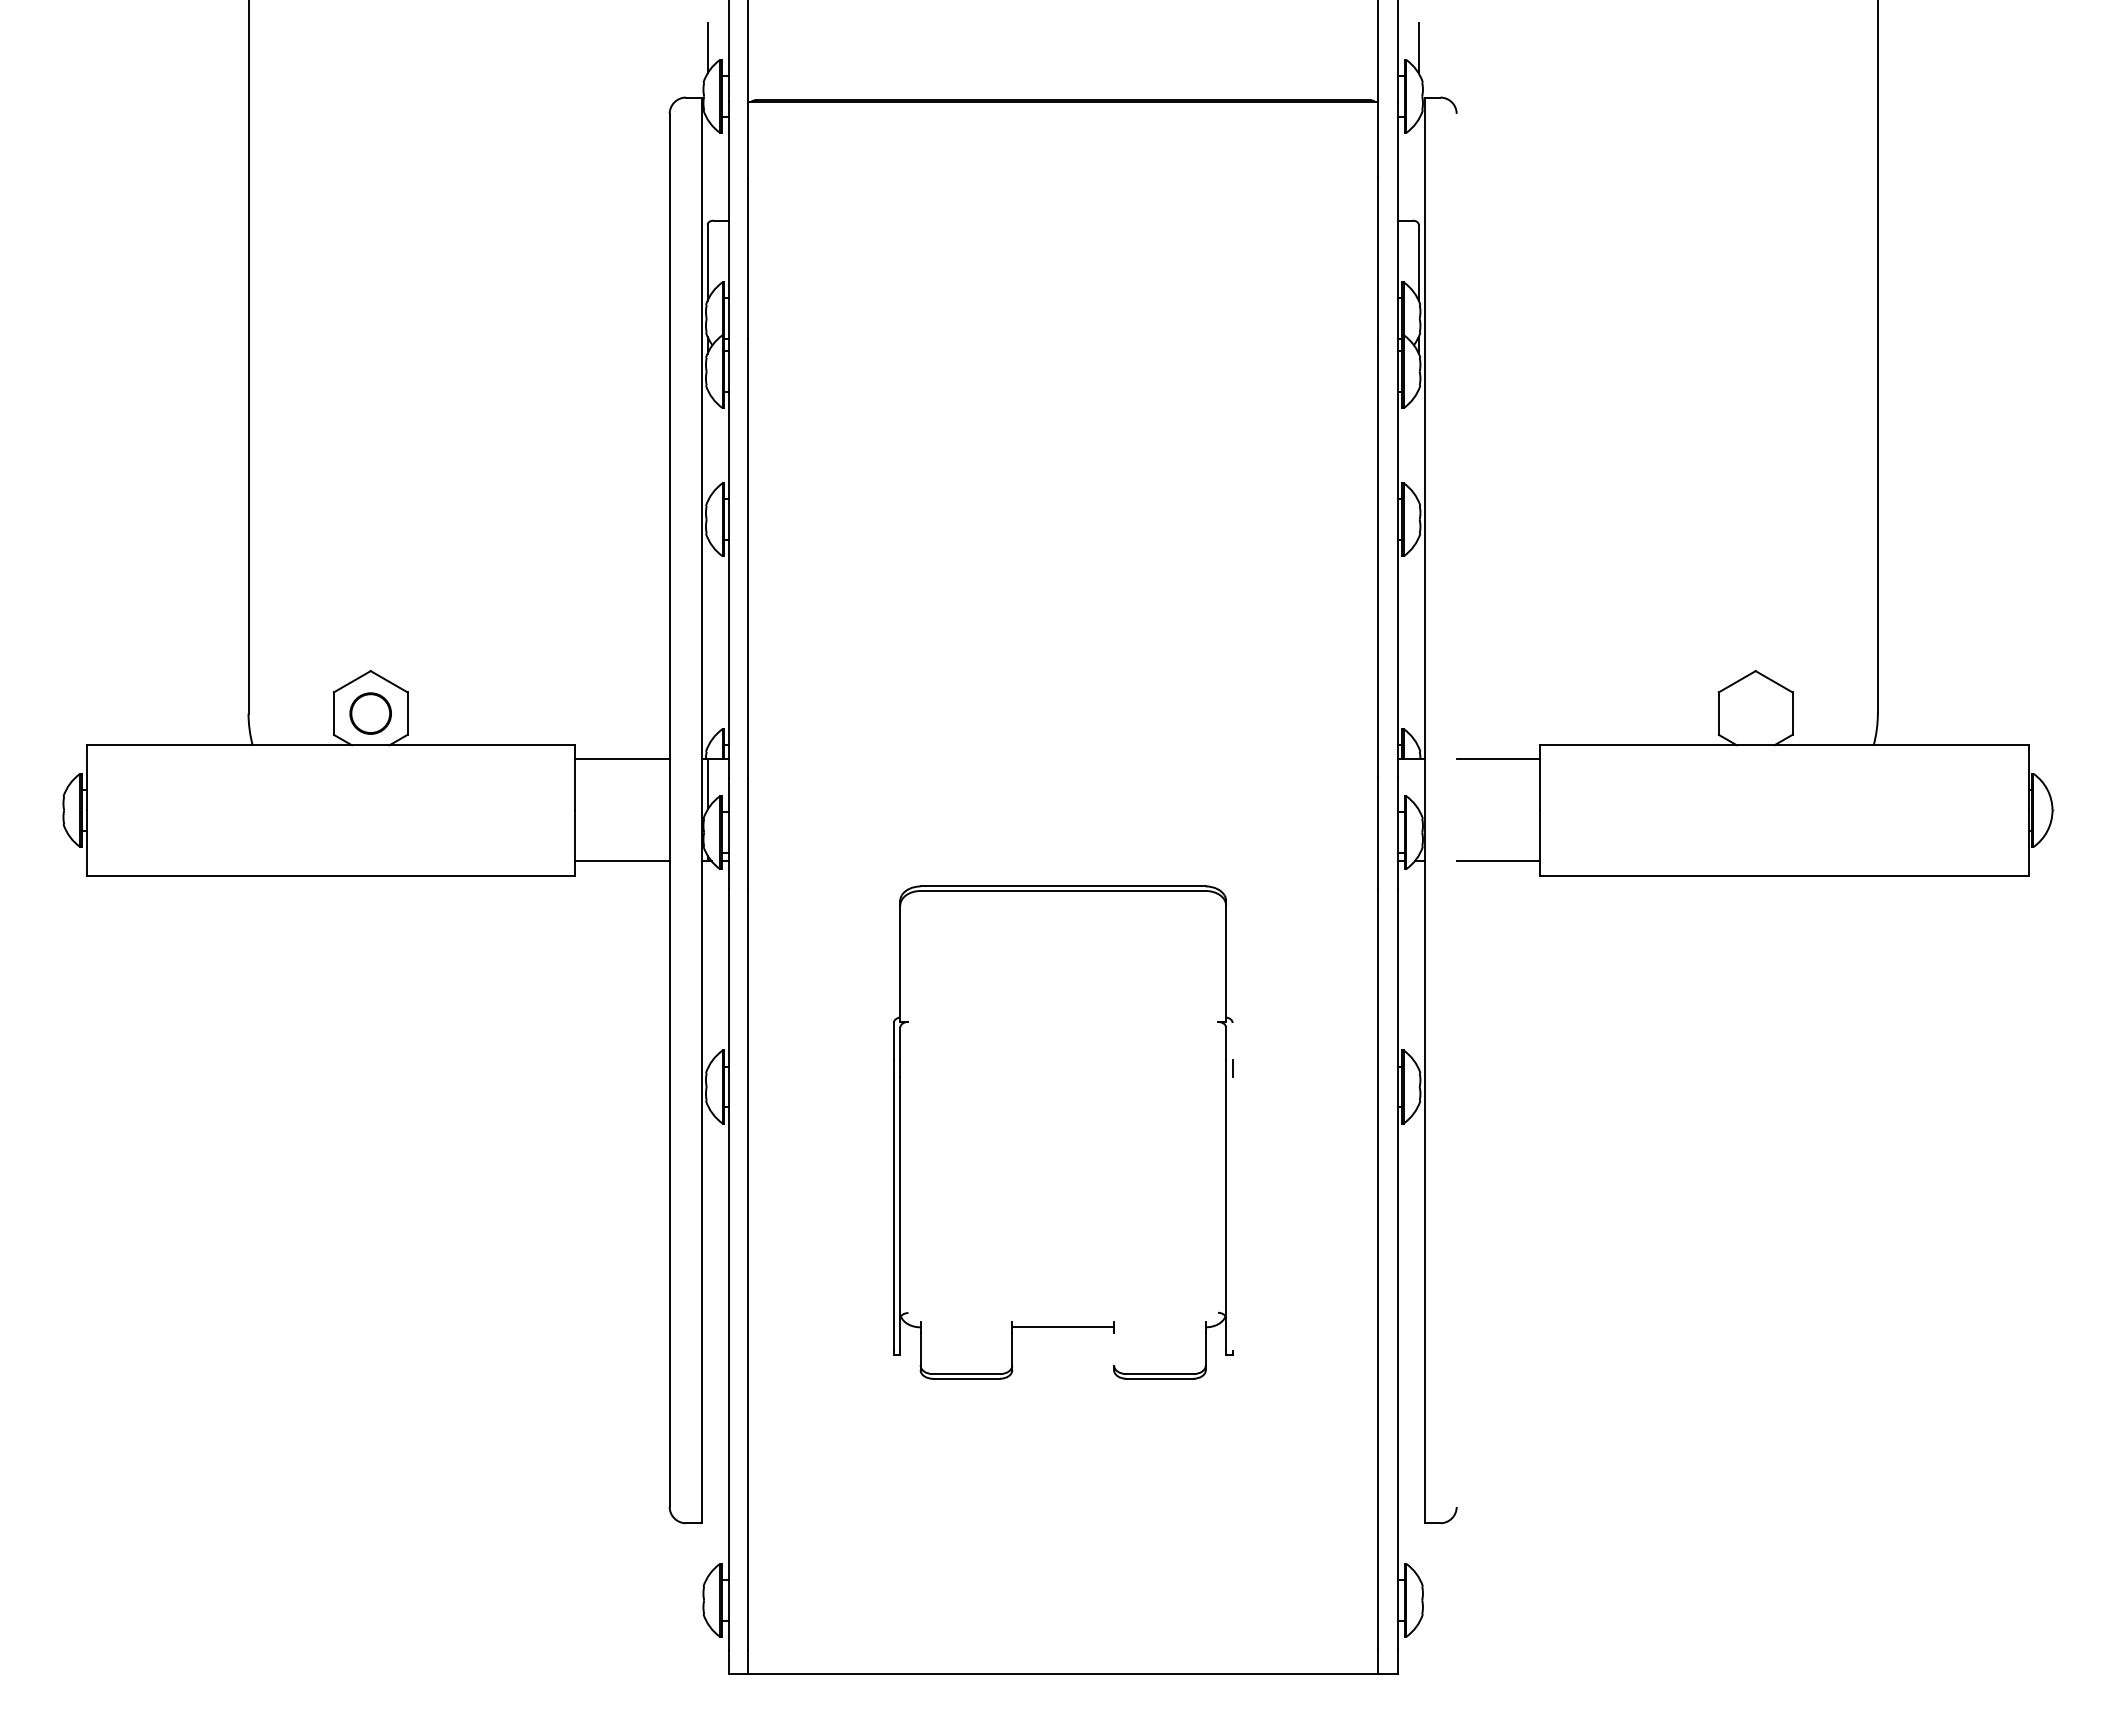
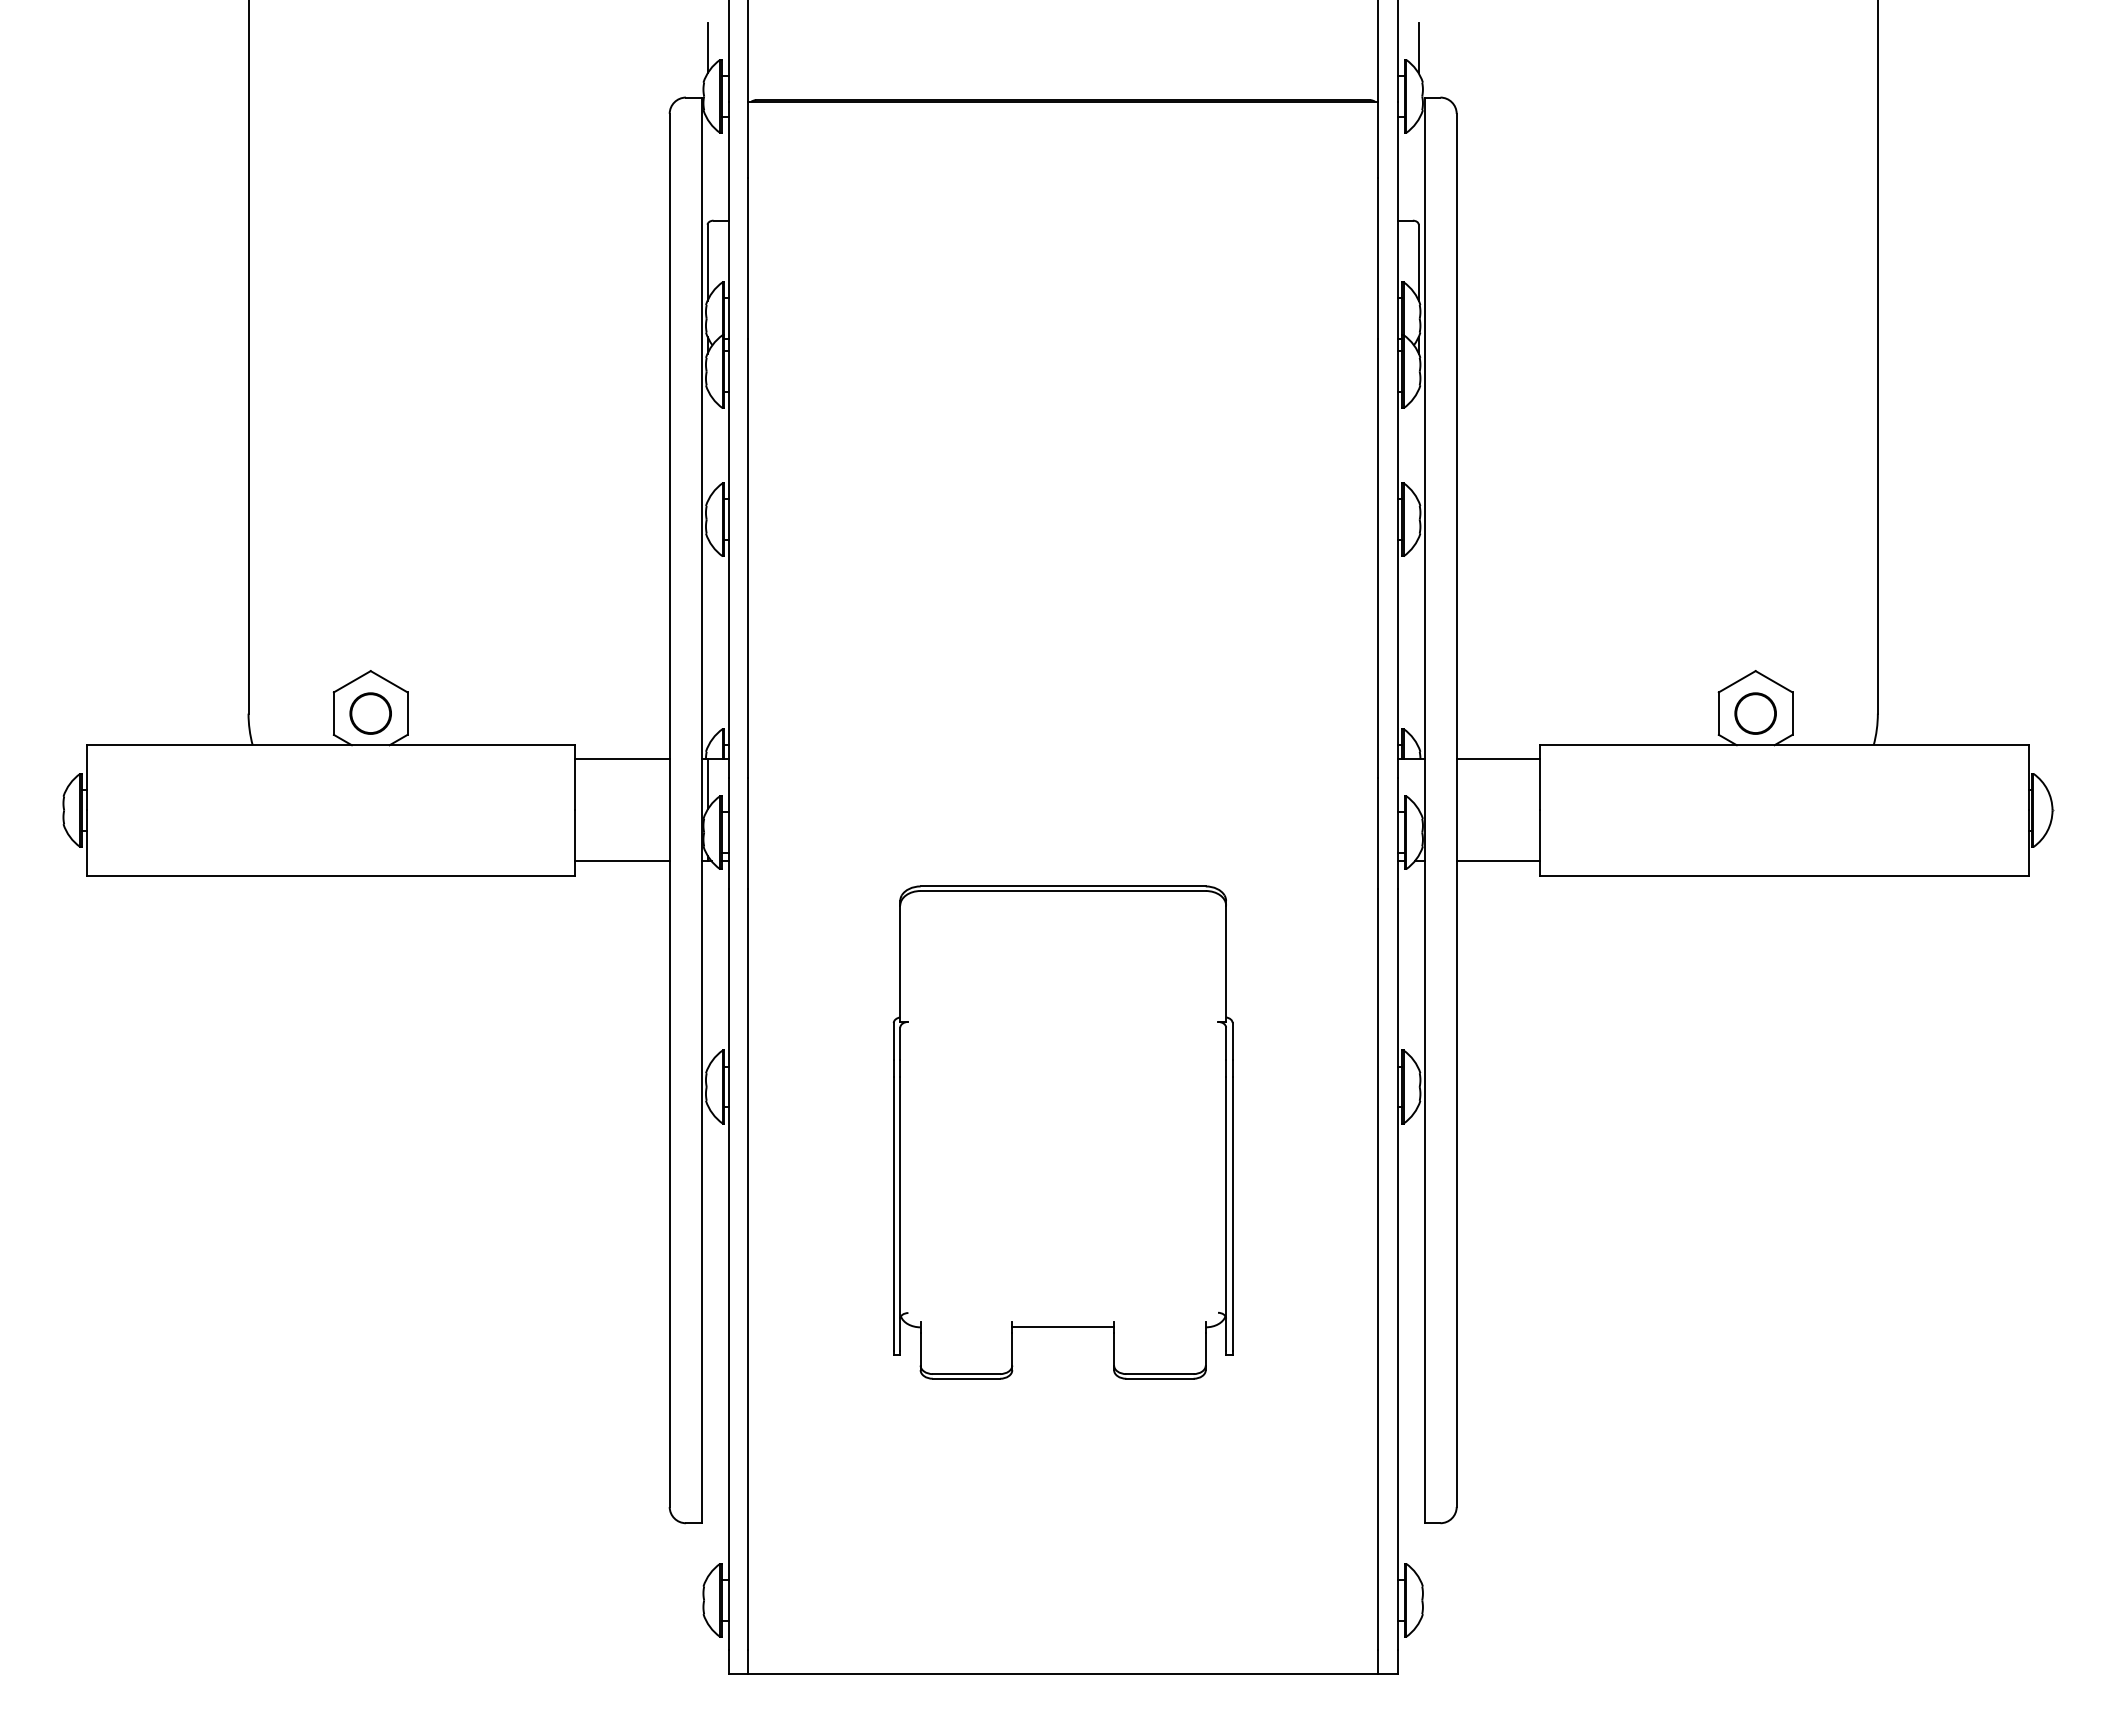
circle: none -> present (1755, 713)
line: none -> present (1456, 809)
line: none -> present (1232, 1041)
line: none -> present (1232, 1213)
line: none -> present (1114, 1349)
